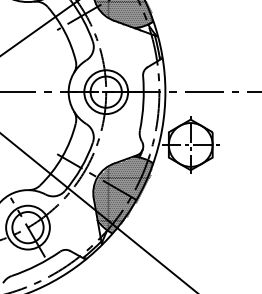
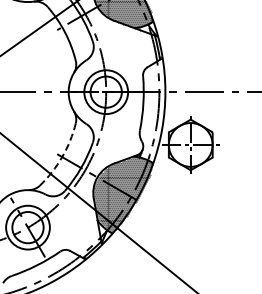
arc: solid -> dashed (62, 157)
